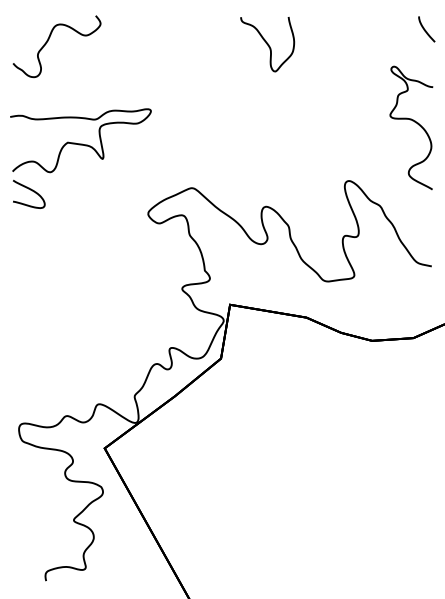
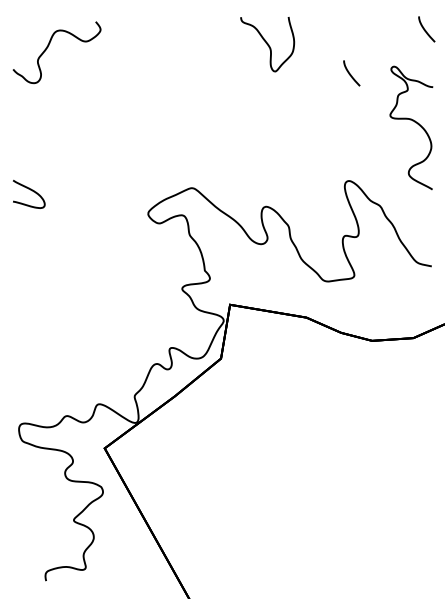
curve position: (48, 41) -> (48, 47) (48, 47)
curve: none -> present (350, 73)
curve: present -> none (80, 143)
